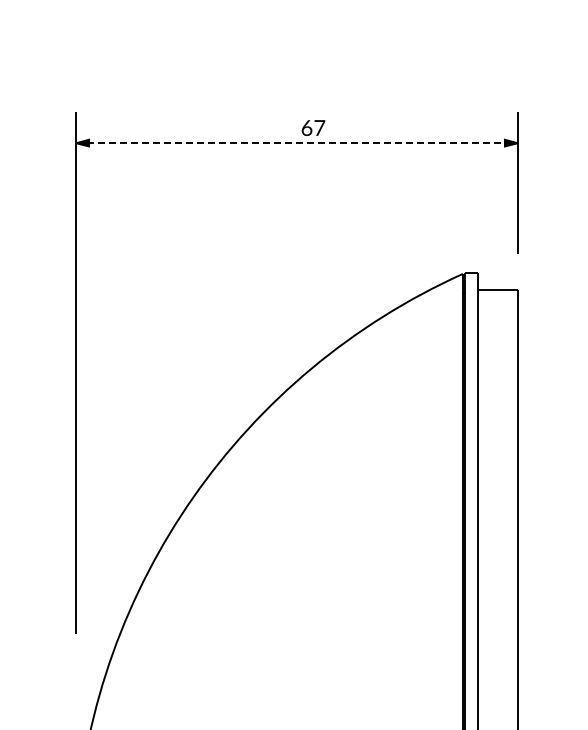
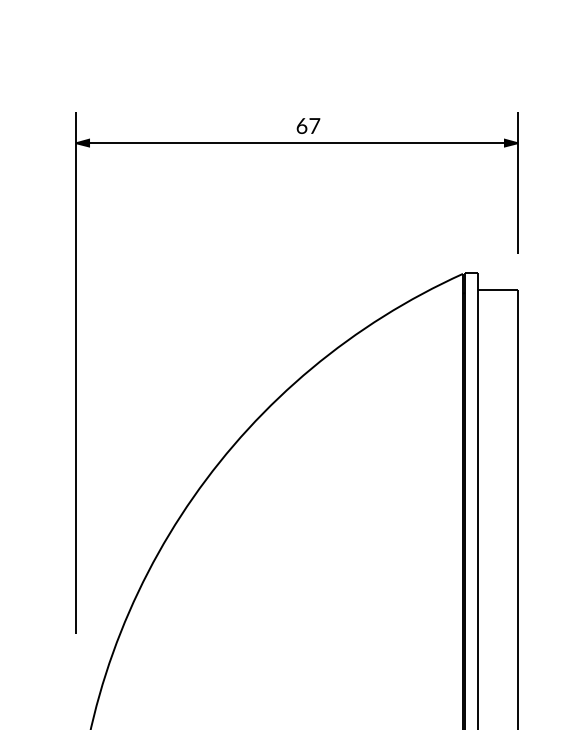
part position: (313, 127) -> (308, 125) (308, 125)
line: dashed -> solid (297, 143)
